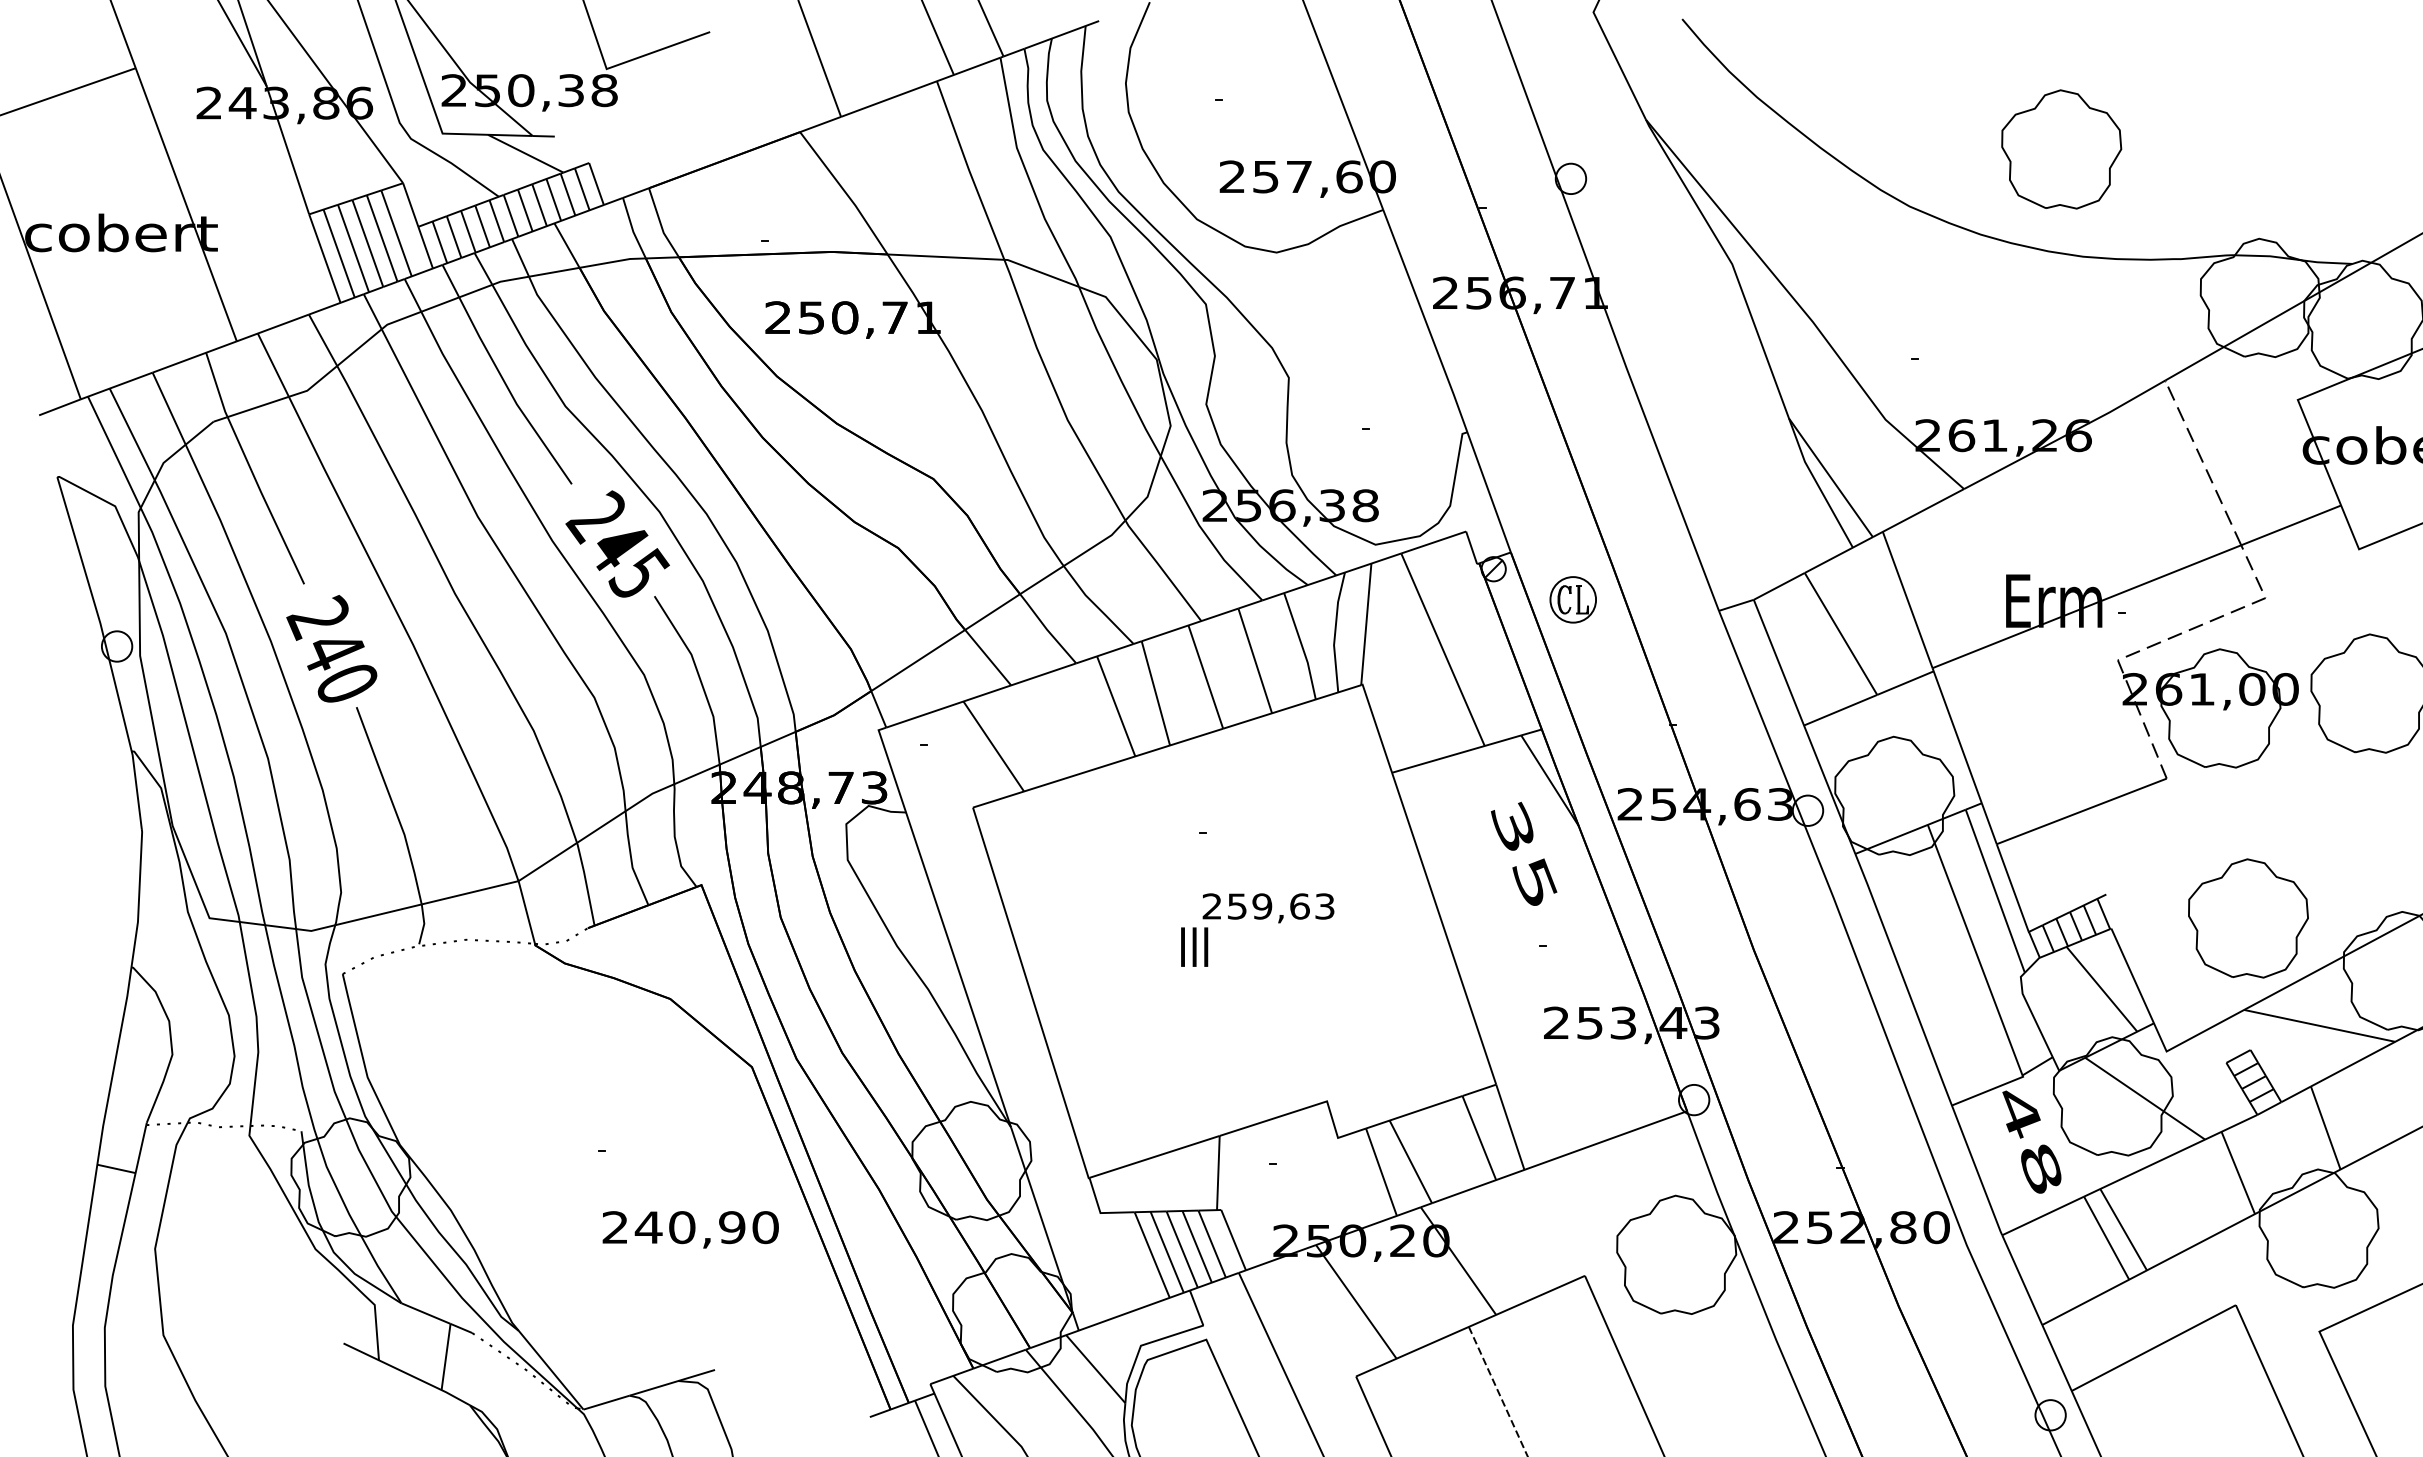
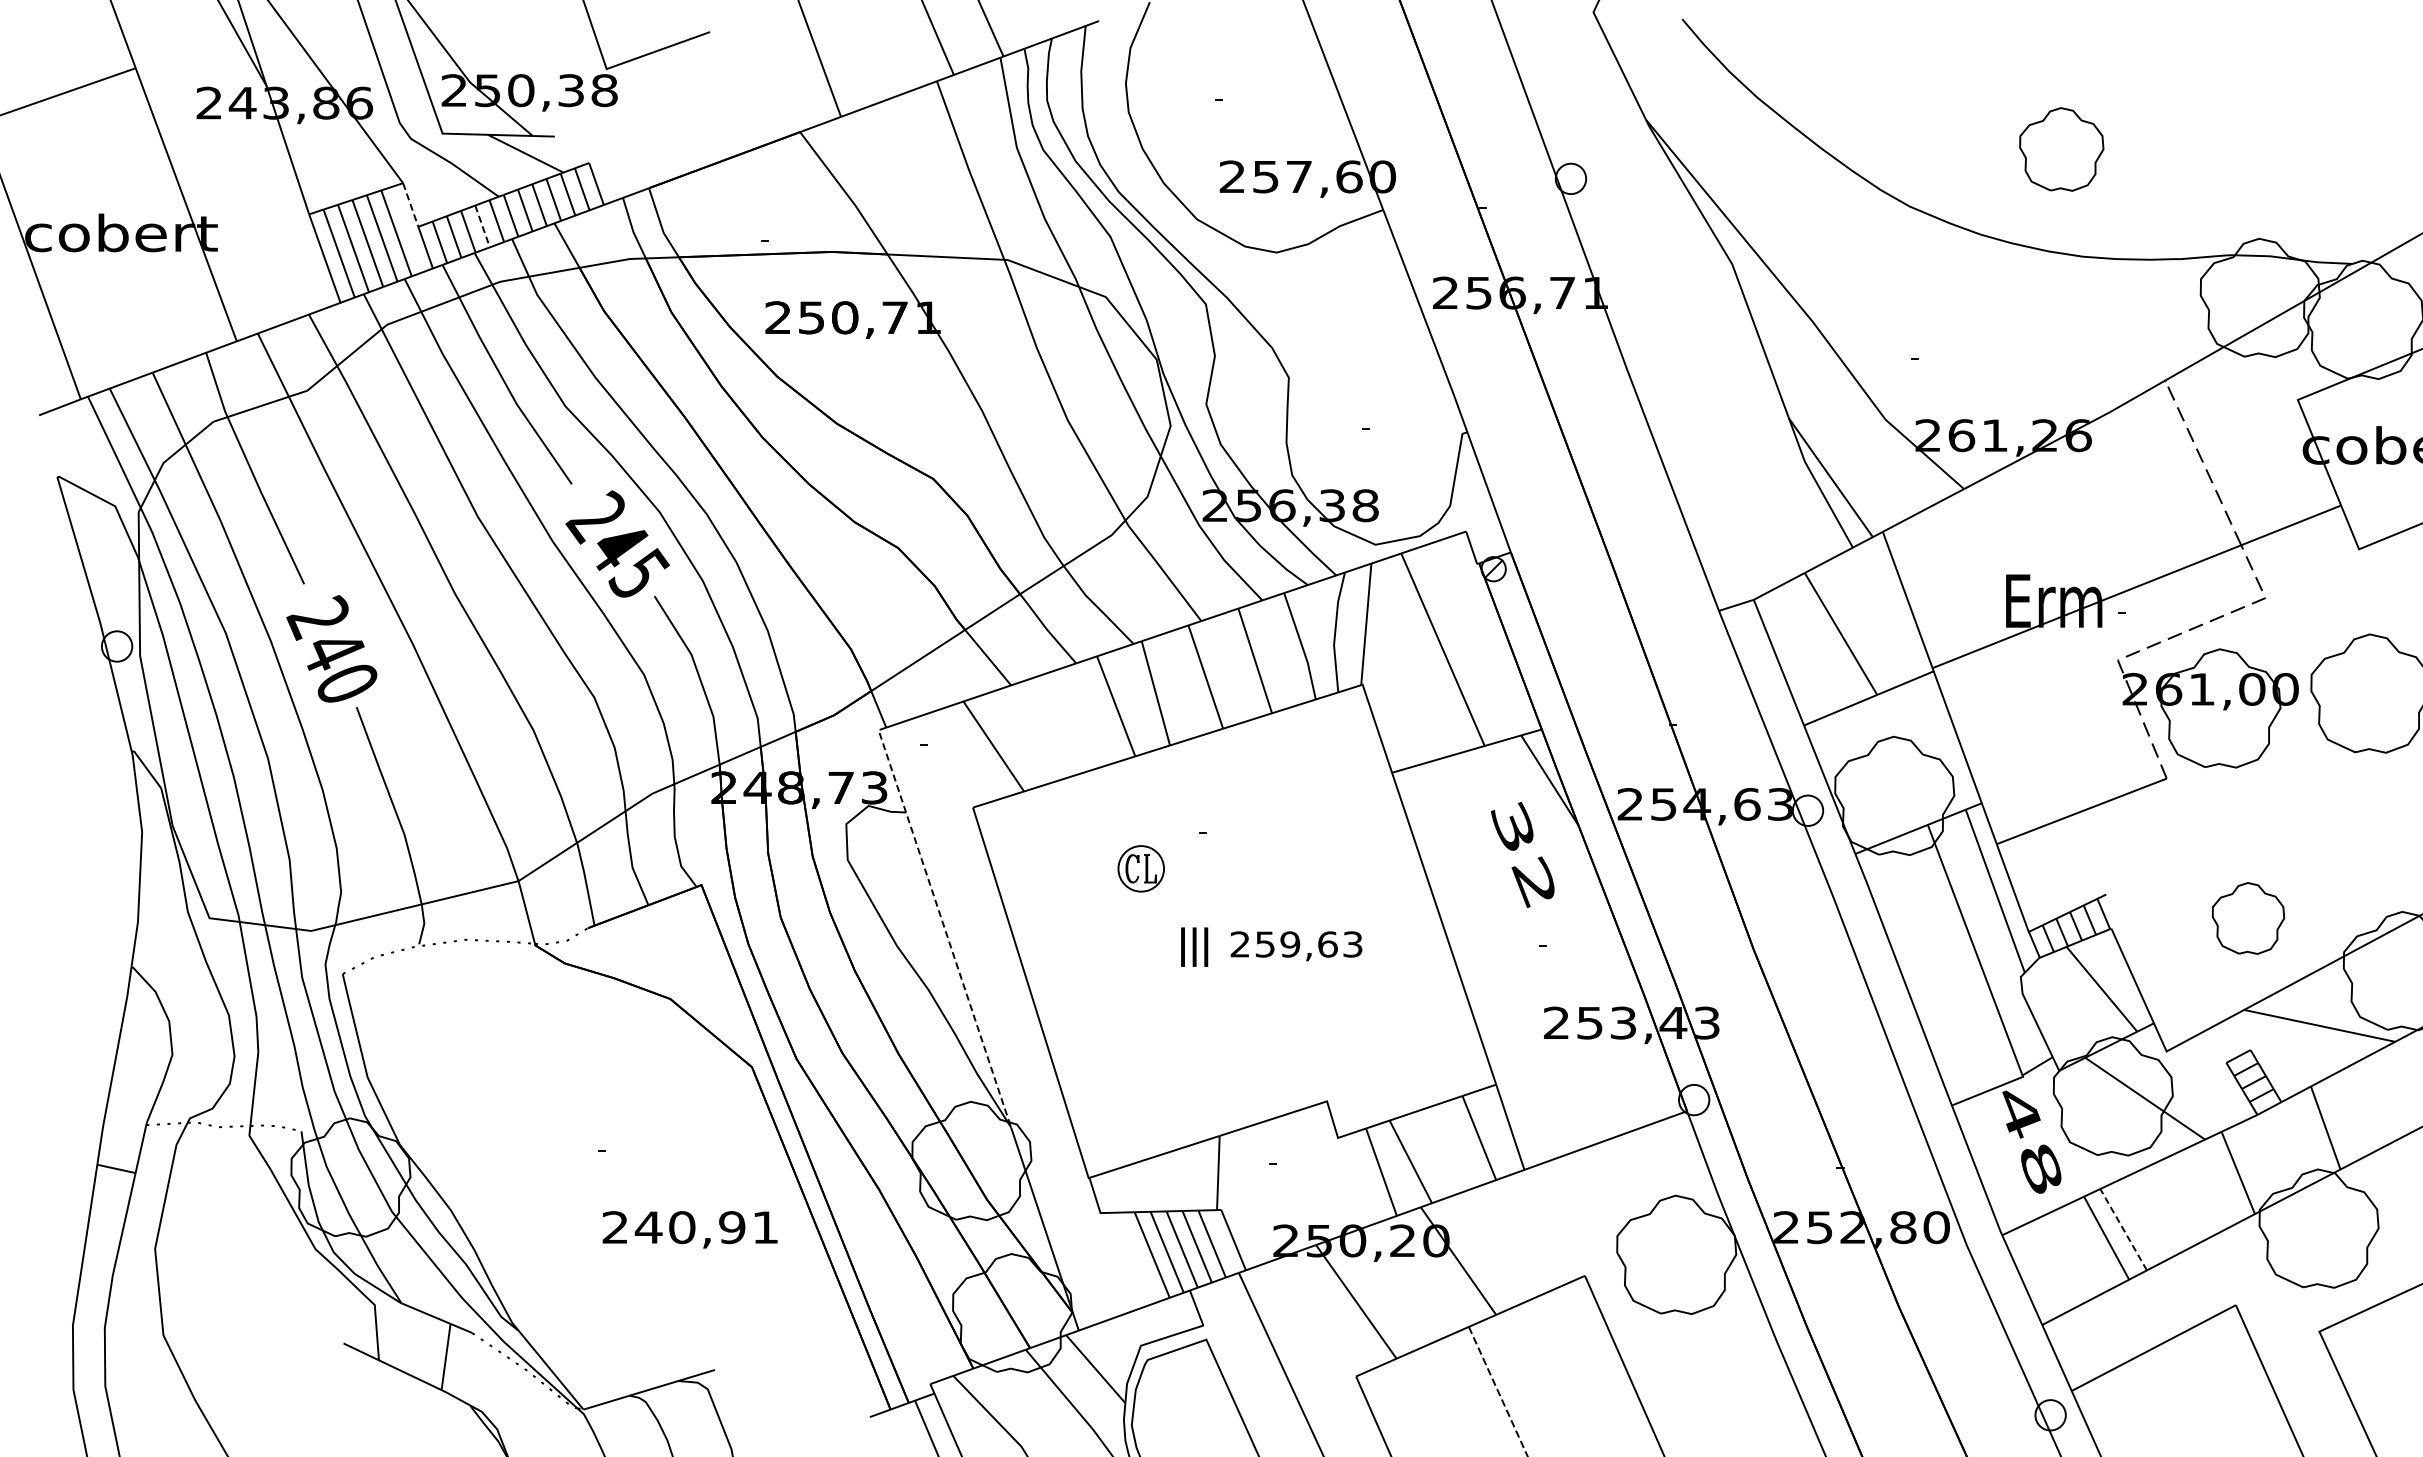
part size: 122x121 px -> 86x85 px (2061, 149)
line: solid -> dashed (410, 205)
line: solid -> dashed (482, 226)
part position: (1572, 599) -> (1140, 868) (1140, 868)
text: 35 -> 32 (1534, 882)
text position: (1268, 908) -> (1296, 946) (1296, 946)
part size: 121x121 px -> 75x73 px (2248, 918)
line: solid -> dashed (943, 924)
text: 240,90 -> 240,91 (765, 1227)
line: solid -> dashed (2123, 1229)
